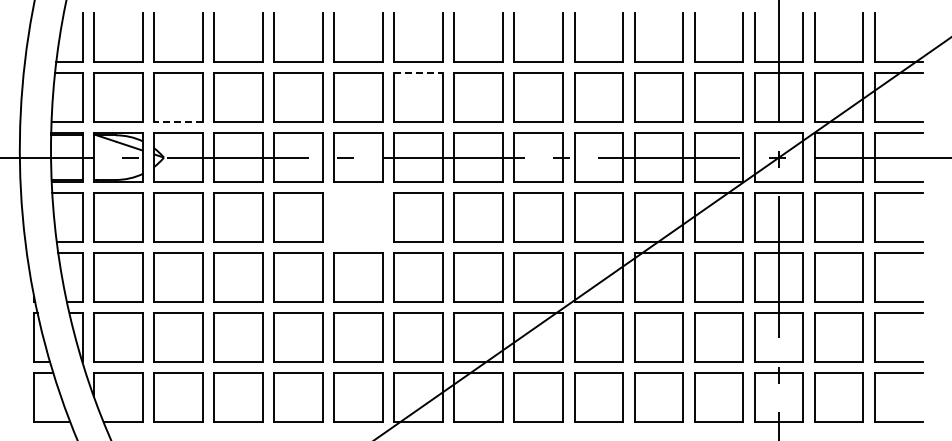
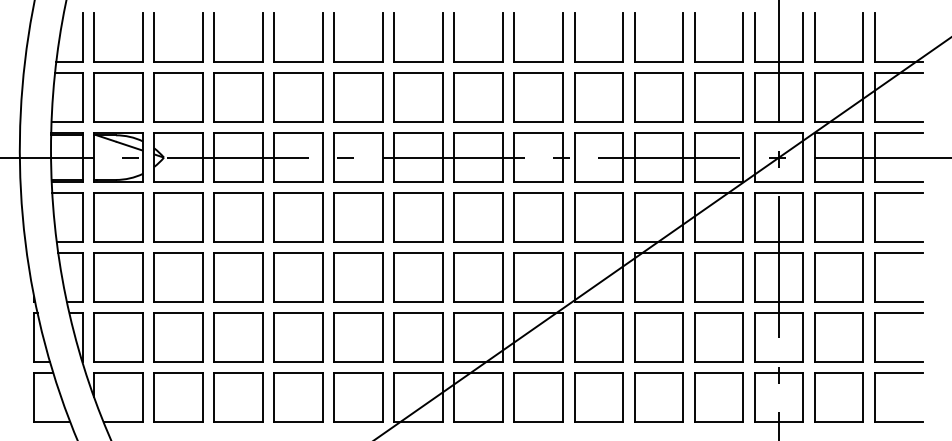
line: dashed -> solid (419, 73)
line: dashed -> solid (178, 121)
part: none -> present (358, 217)
